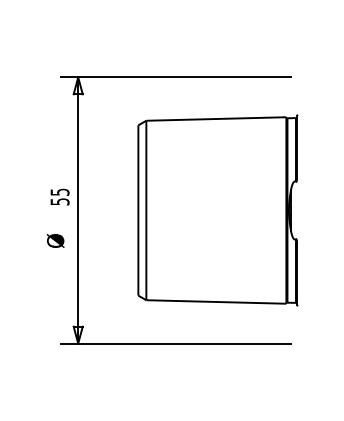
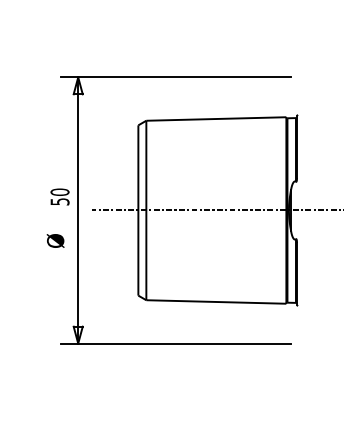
text: 55 -> 50 (59, 191)
line: none -> present (215, 210)
